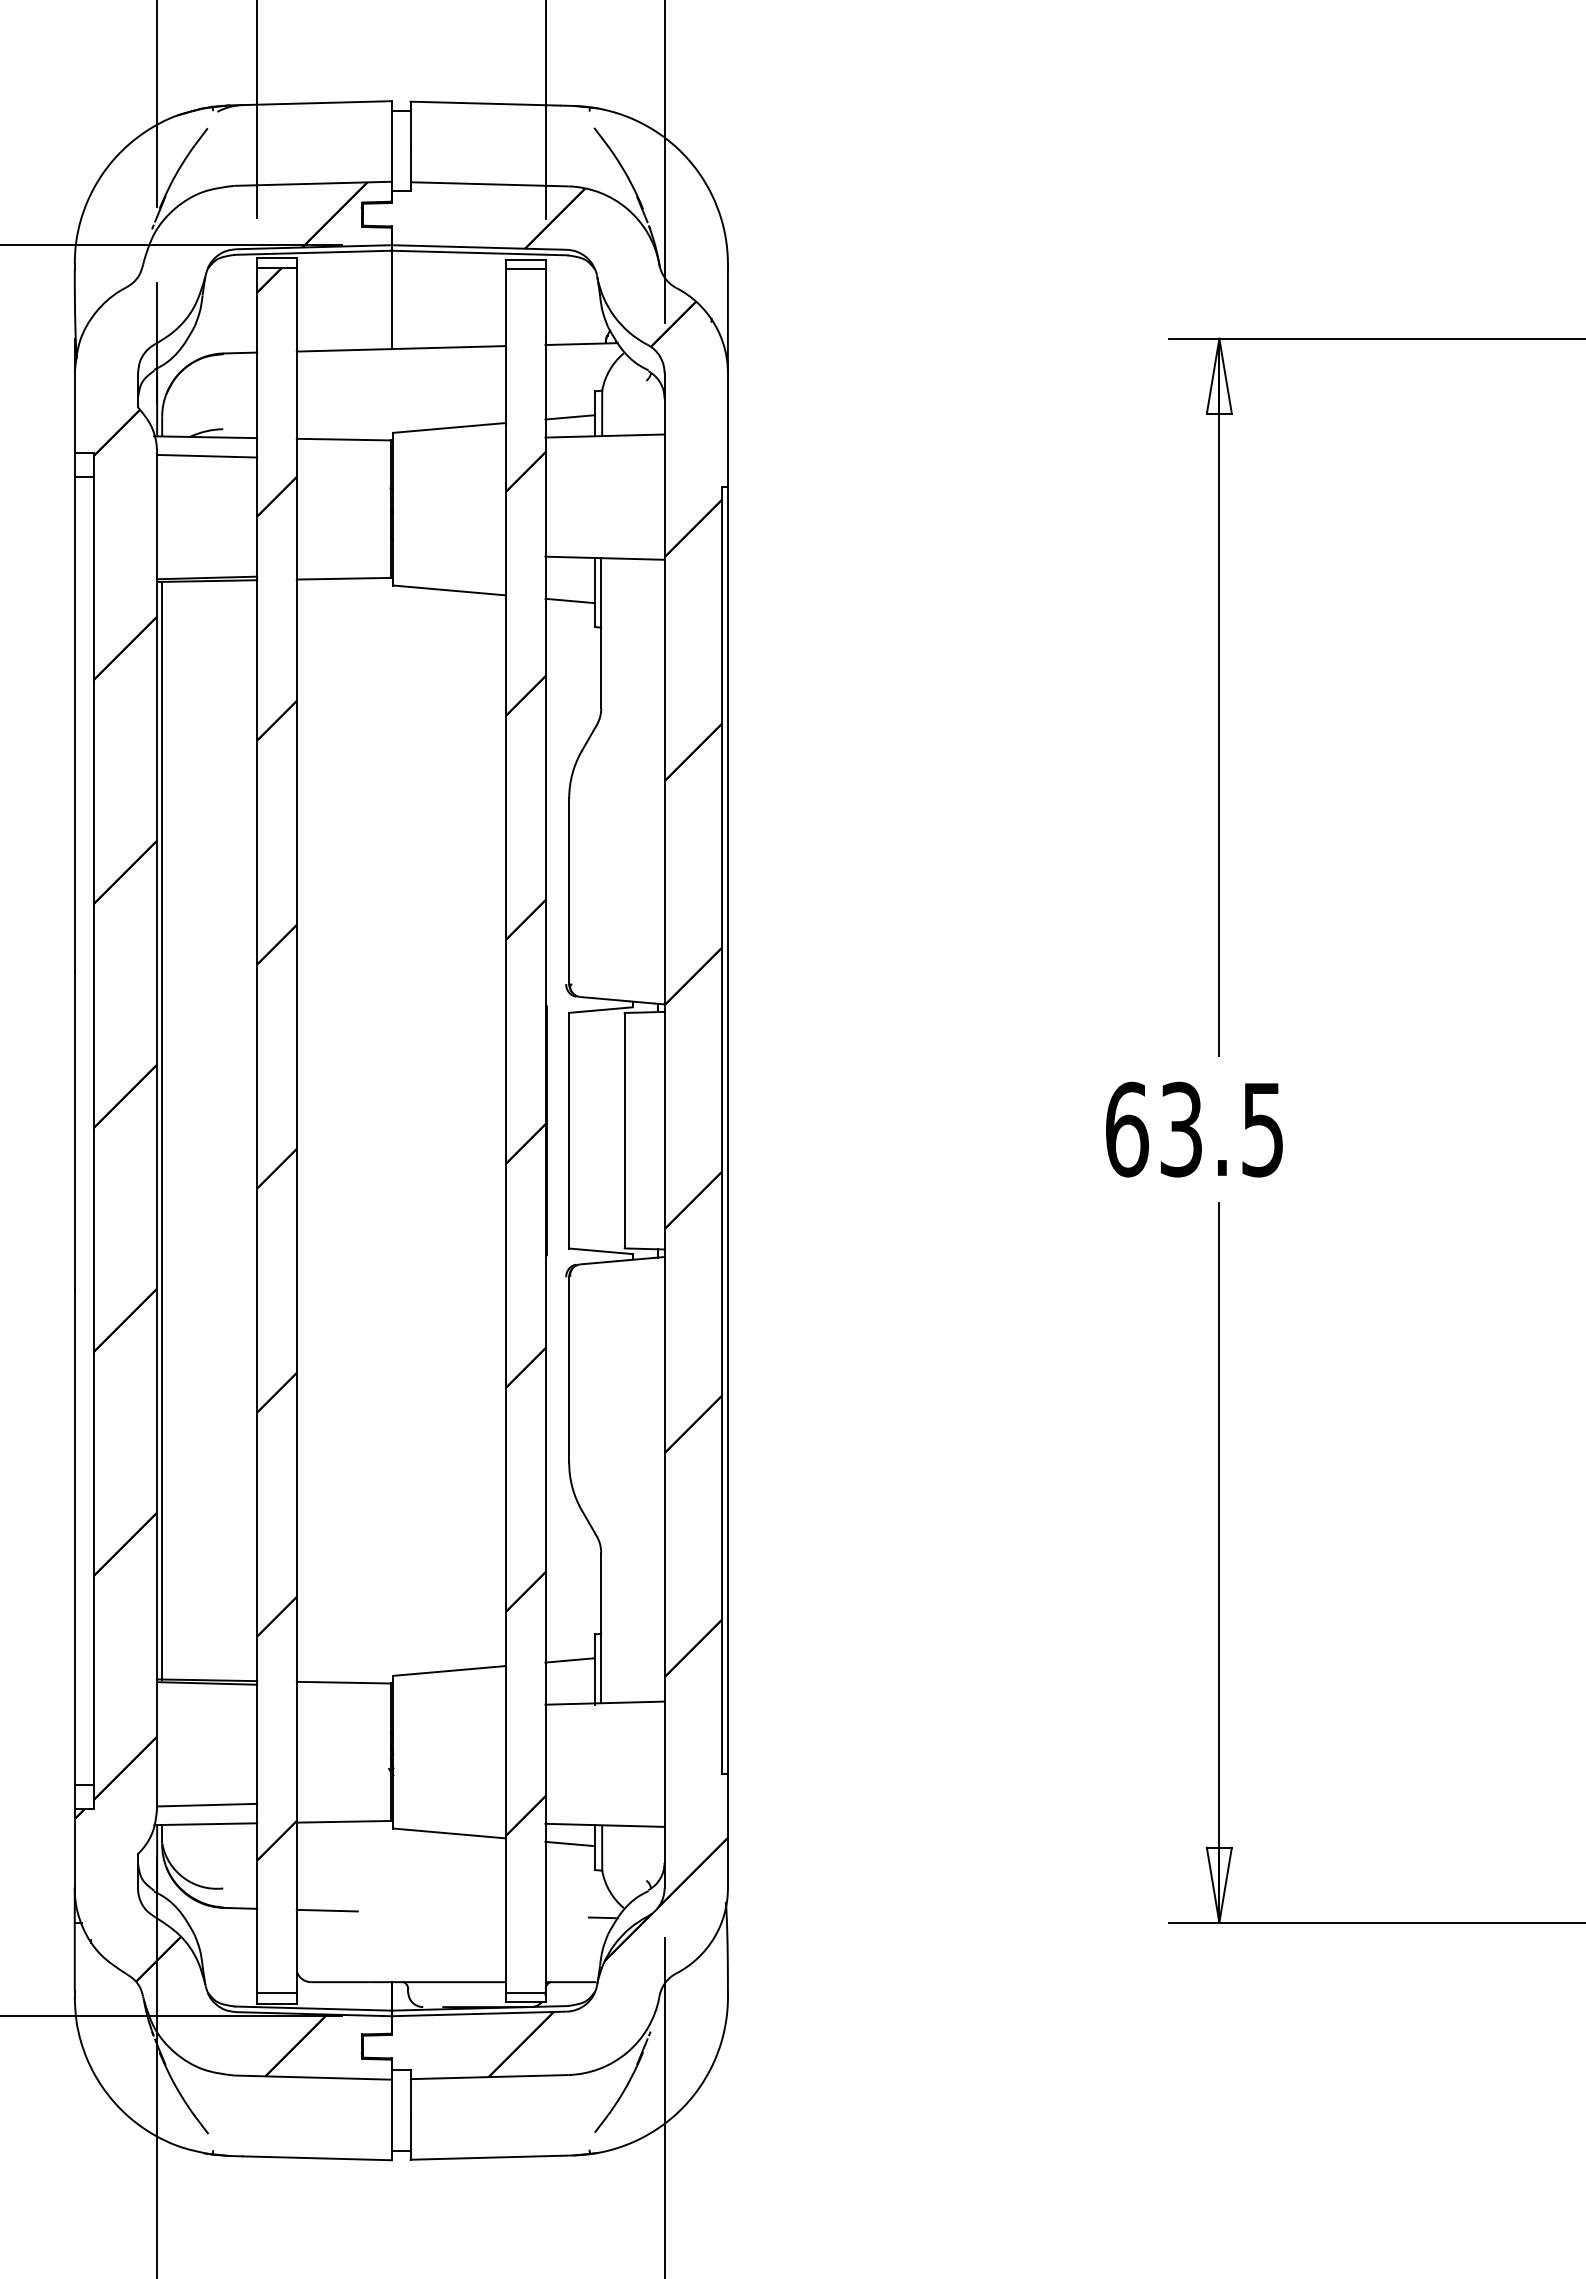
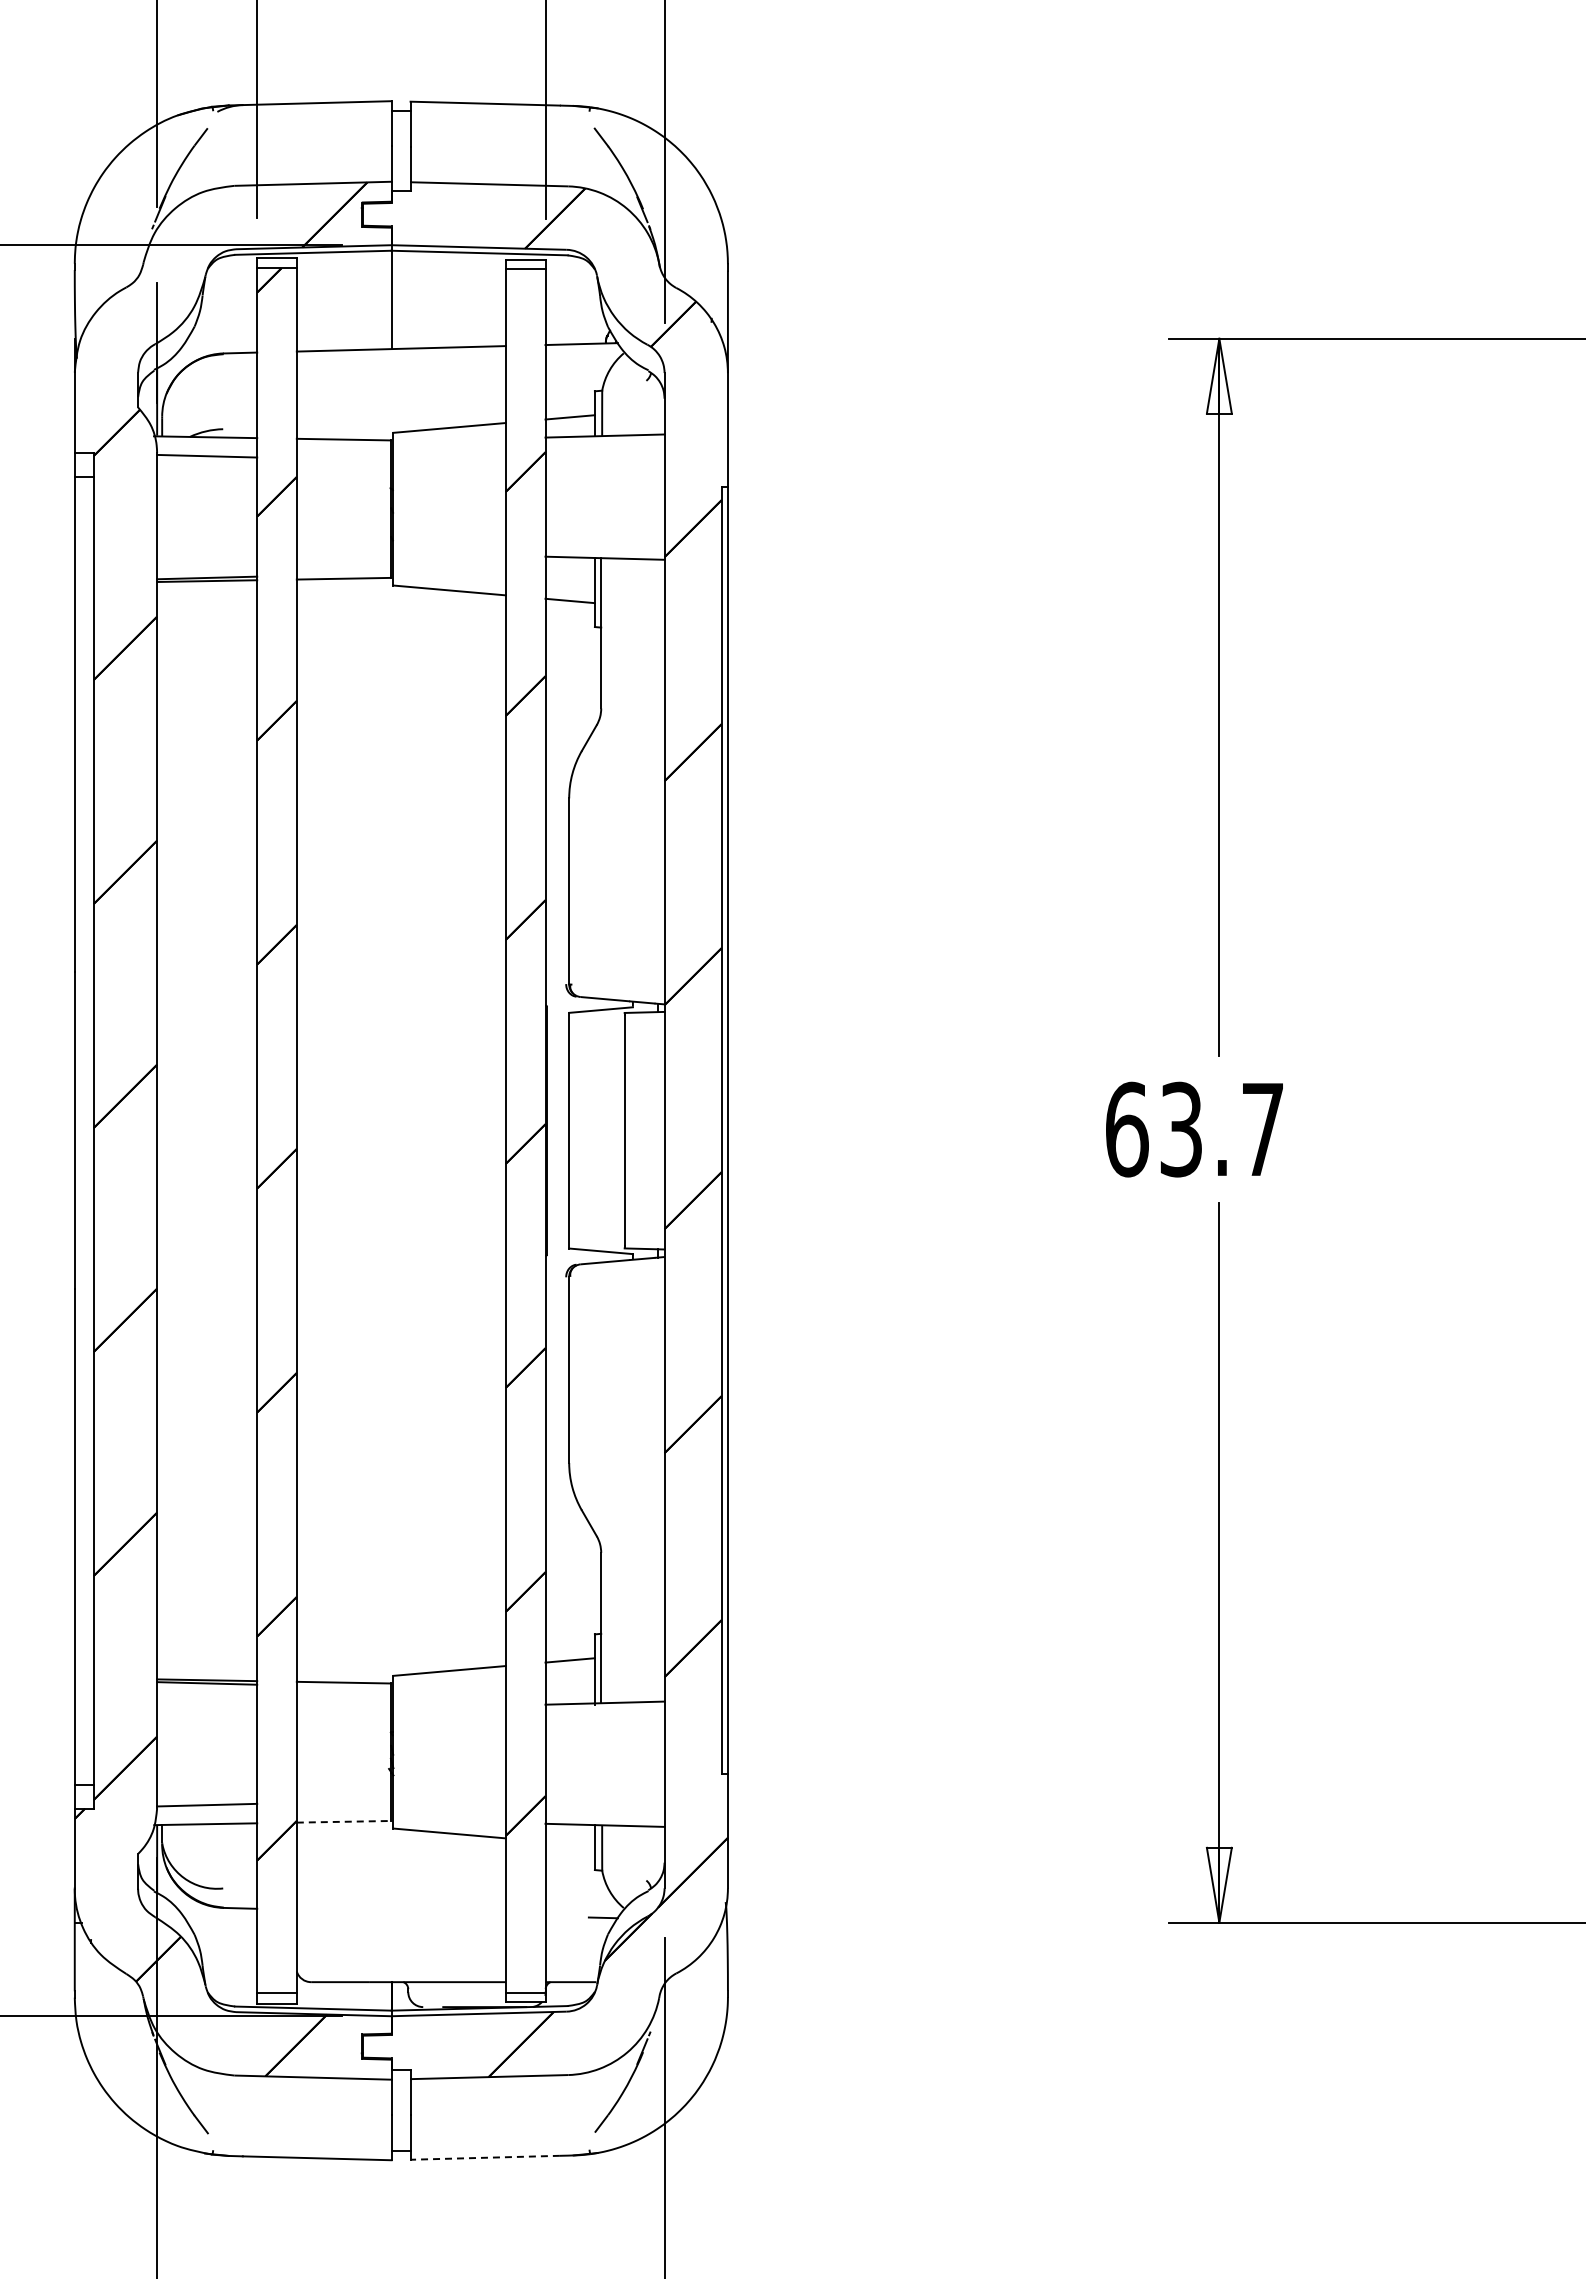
line: present -> none (162, 1130)
text: 63.5 -> 63.7 (1262, 1130)
line: solid -> dashed (344, 1821)
line: present -> none (569, 1843)
line: present -> none (326, 1910)
line: solid -> dashed (485, 2157)
